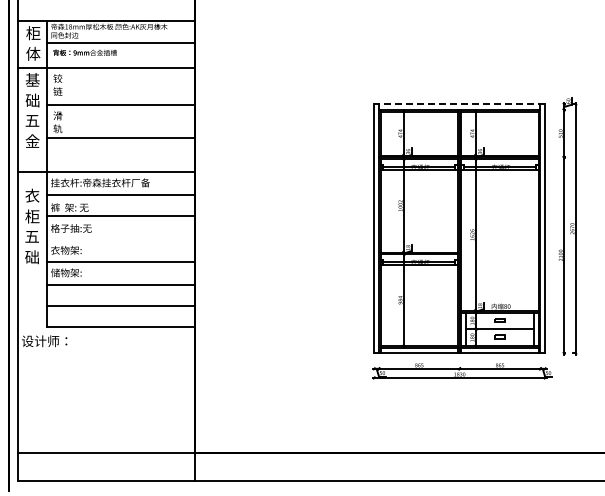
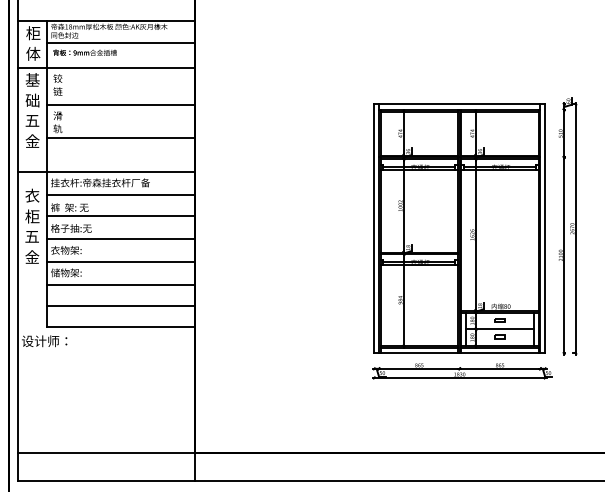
line: dashed -> solid (459, 104)
line: none -> present (121, 238)
text: 础 -> 金 (32, 257)
